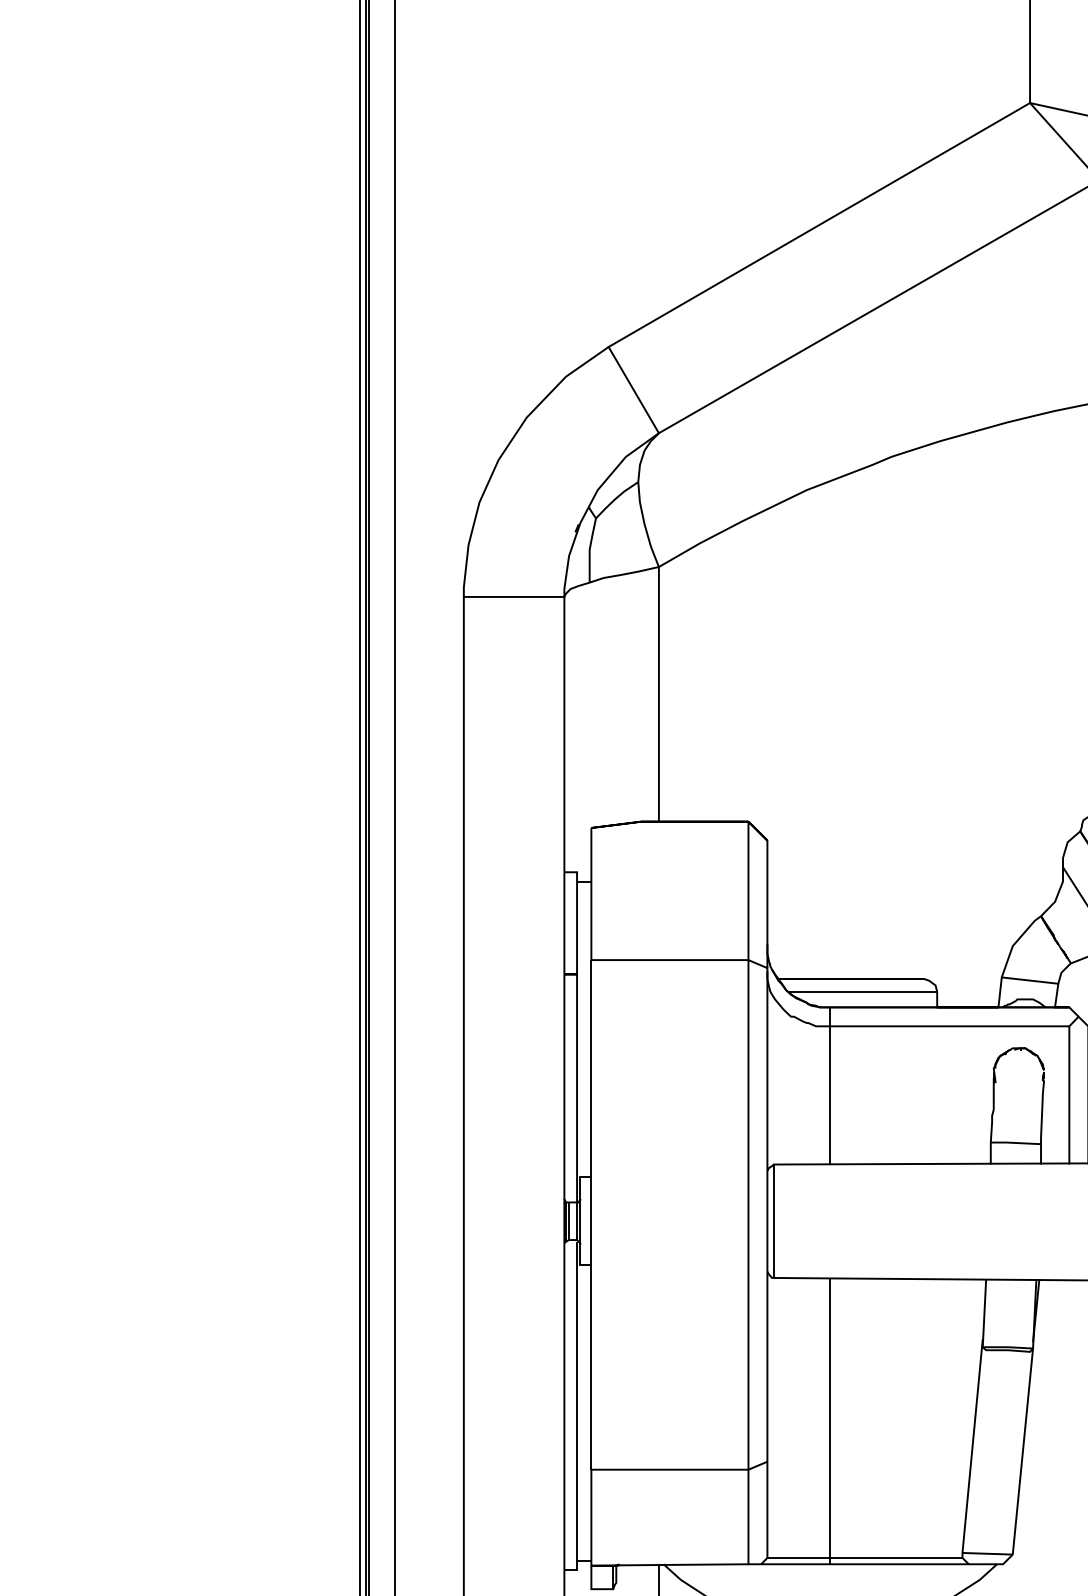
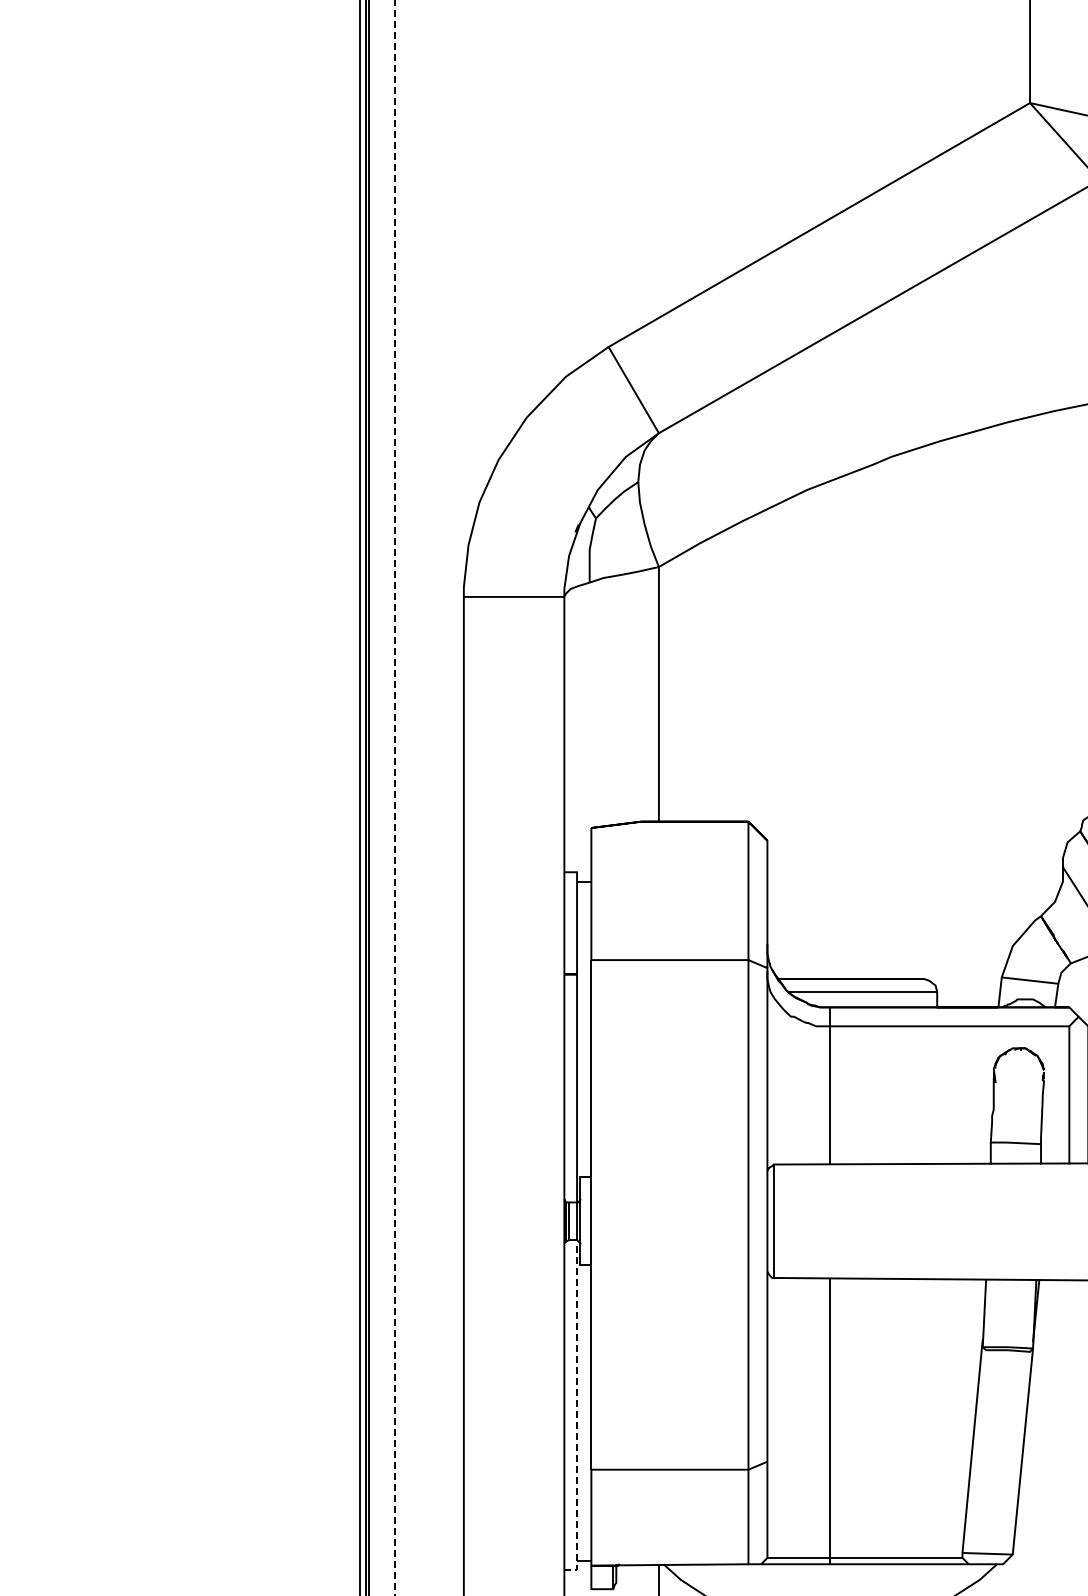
line: solid -> dashed (394, 797)
line: solid -> dashed (577, 1412)
